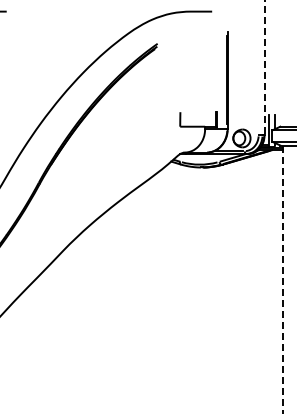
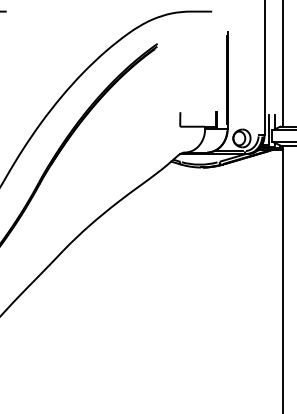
line: none -> present (283, 64)
line: dashed -> solid (264, 68)
line: dashed -> solid (283, 279)
